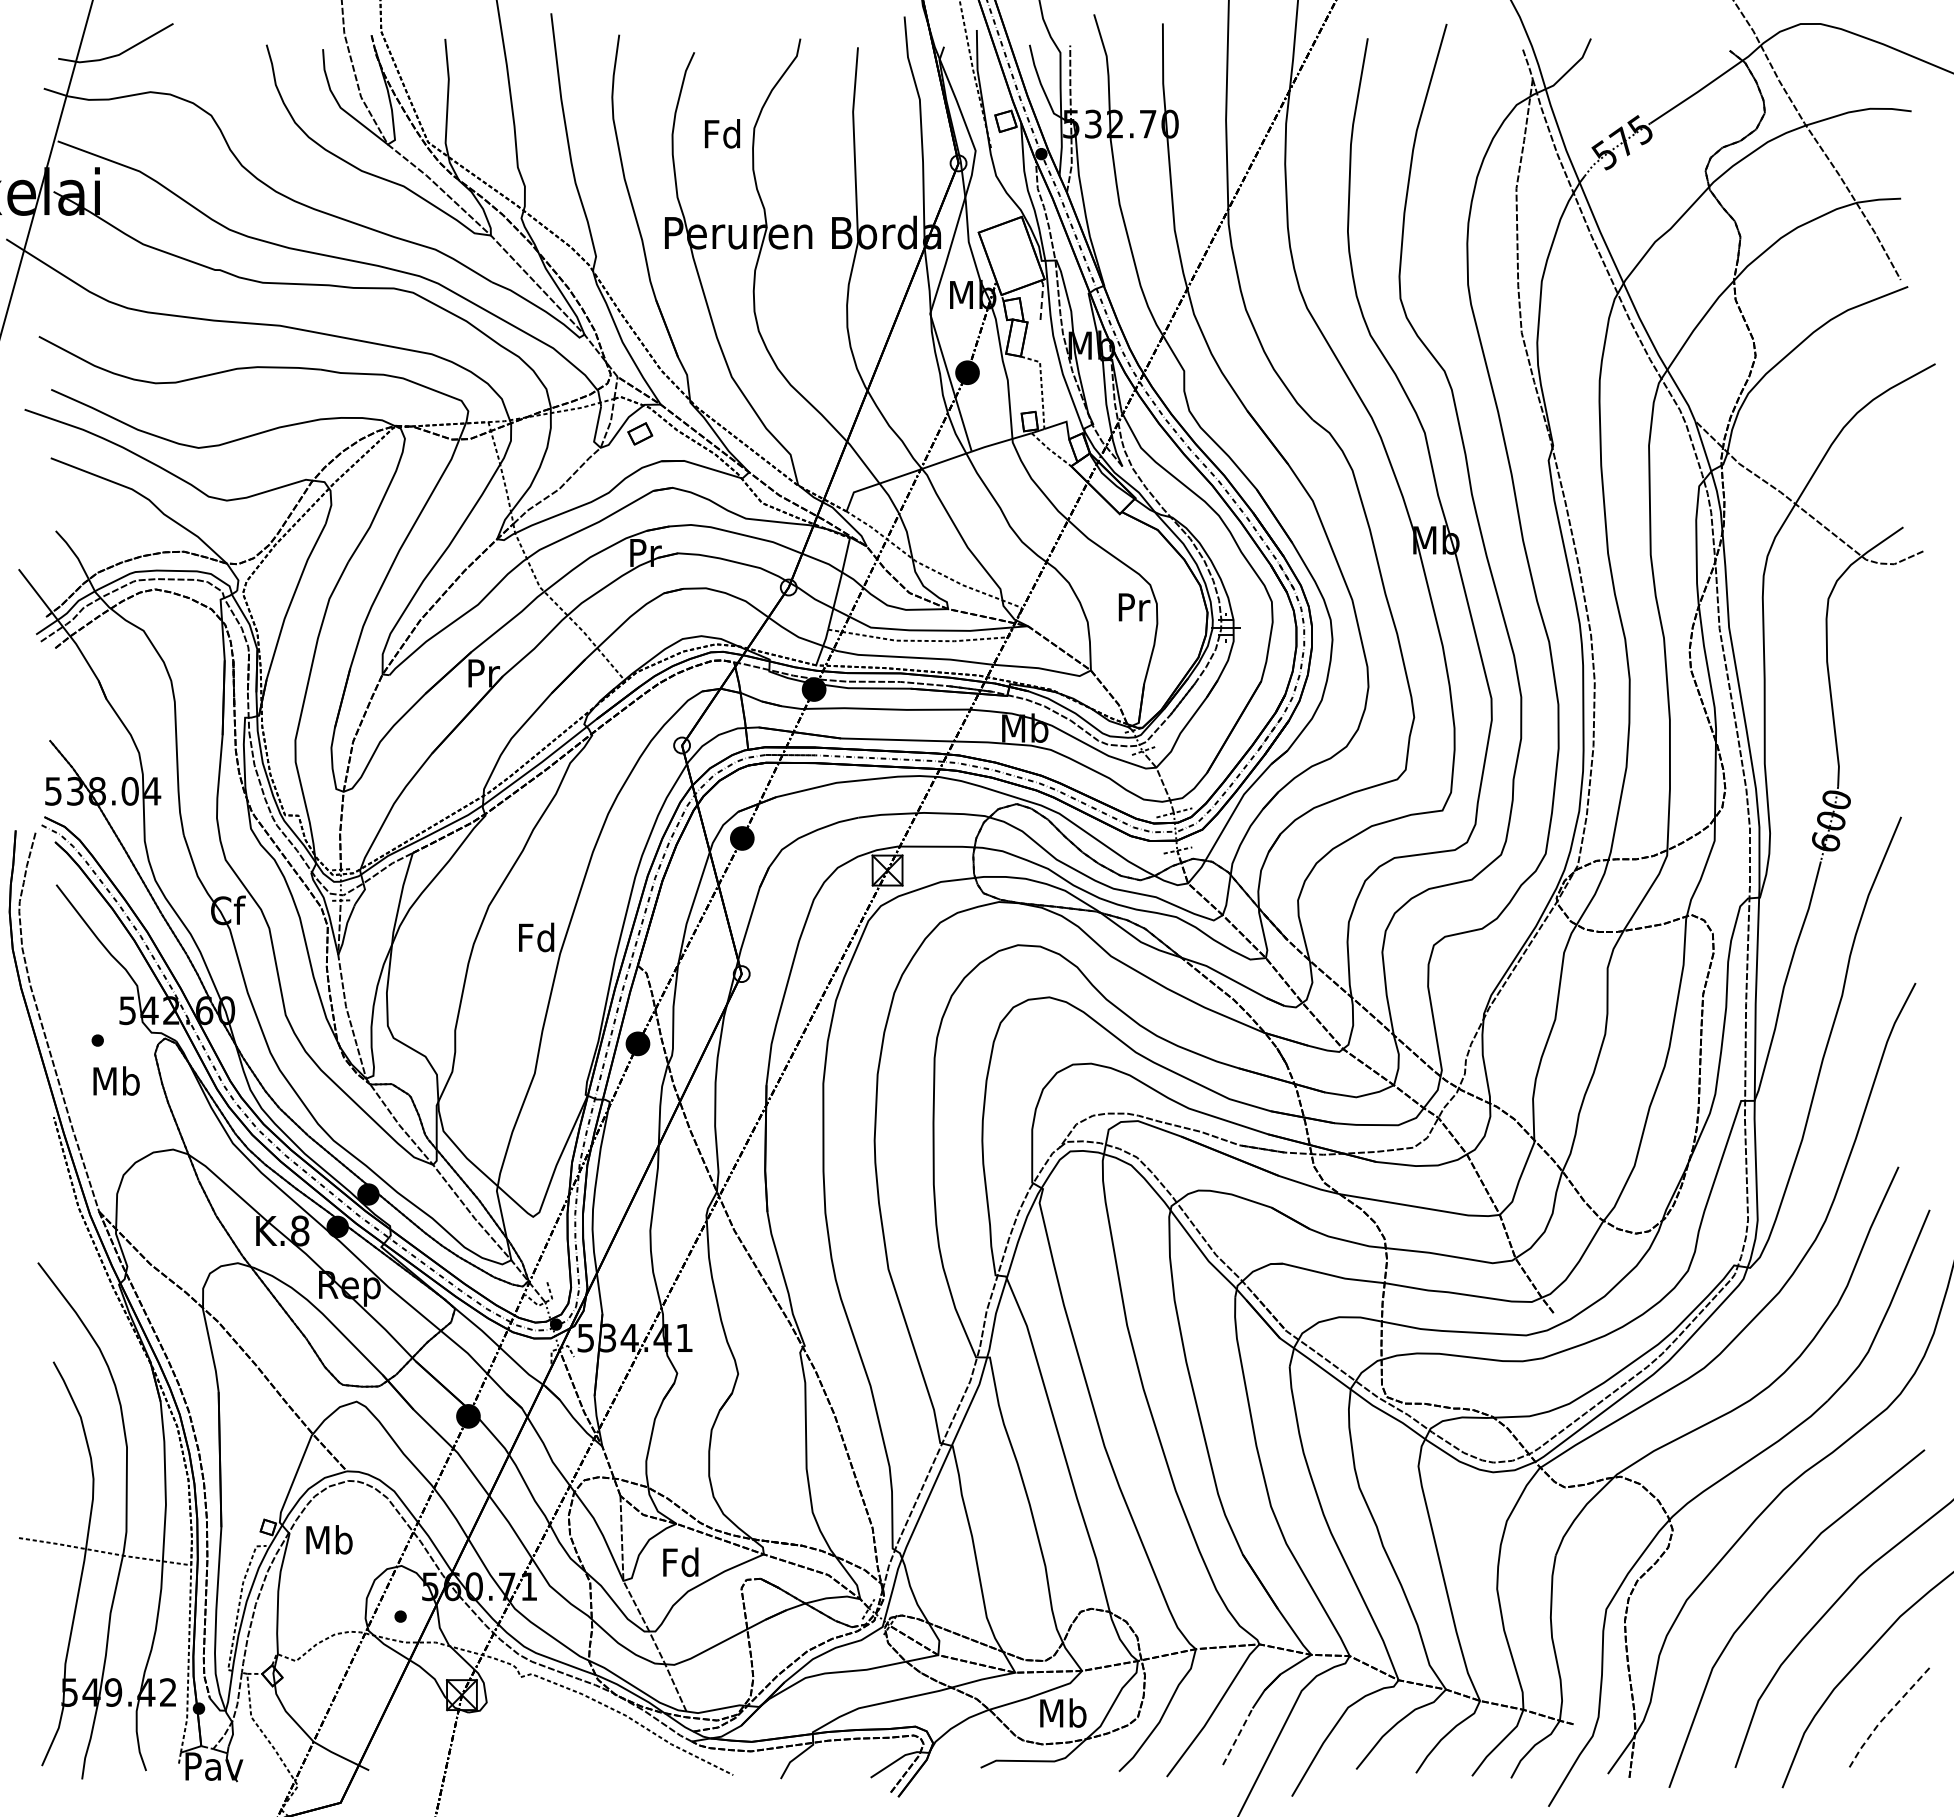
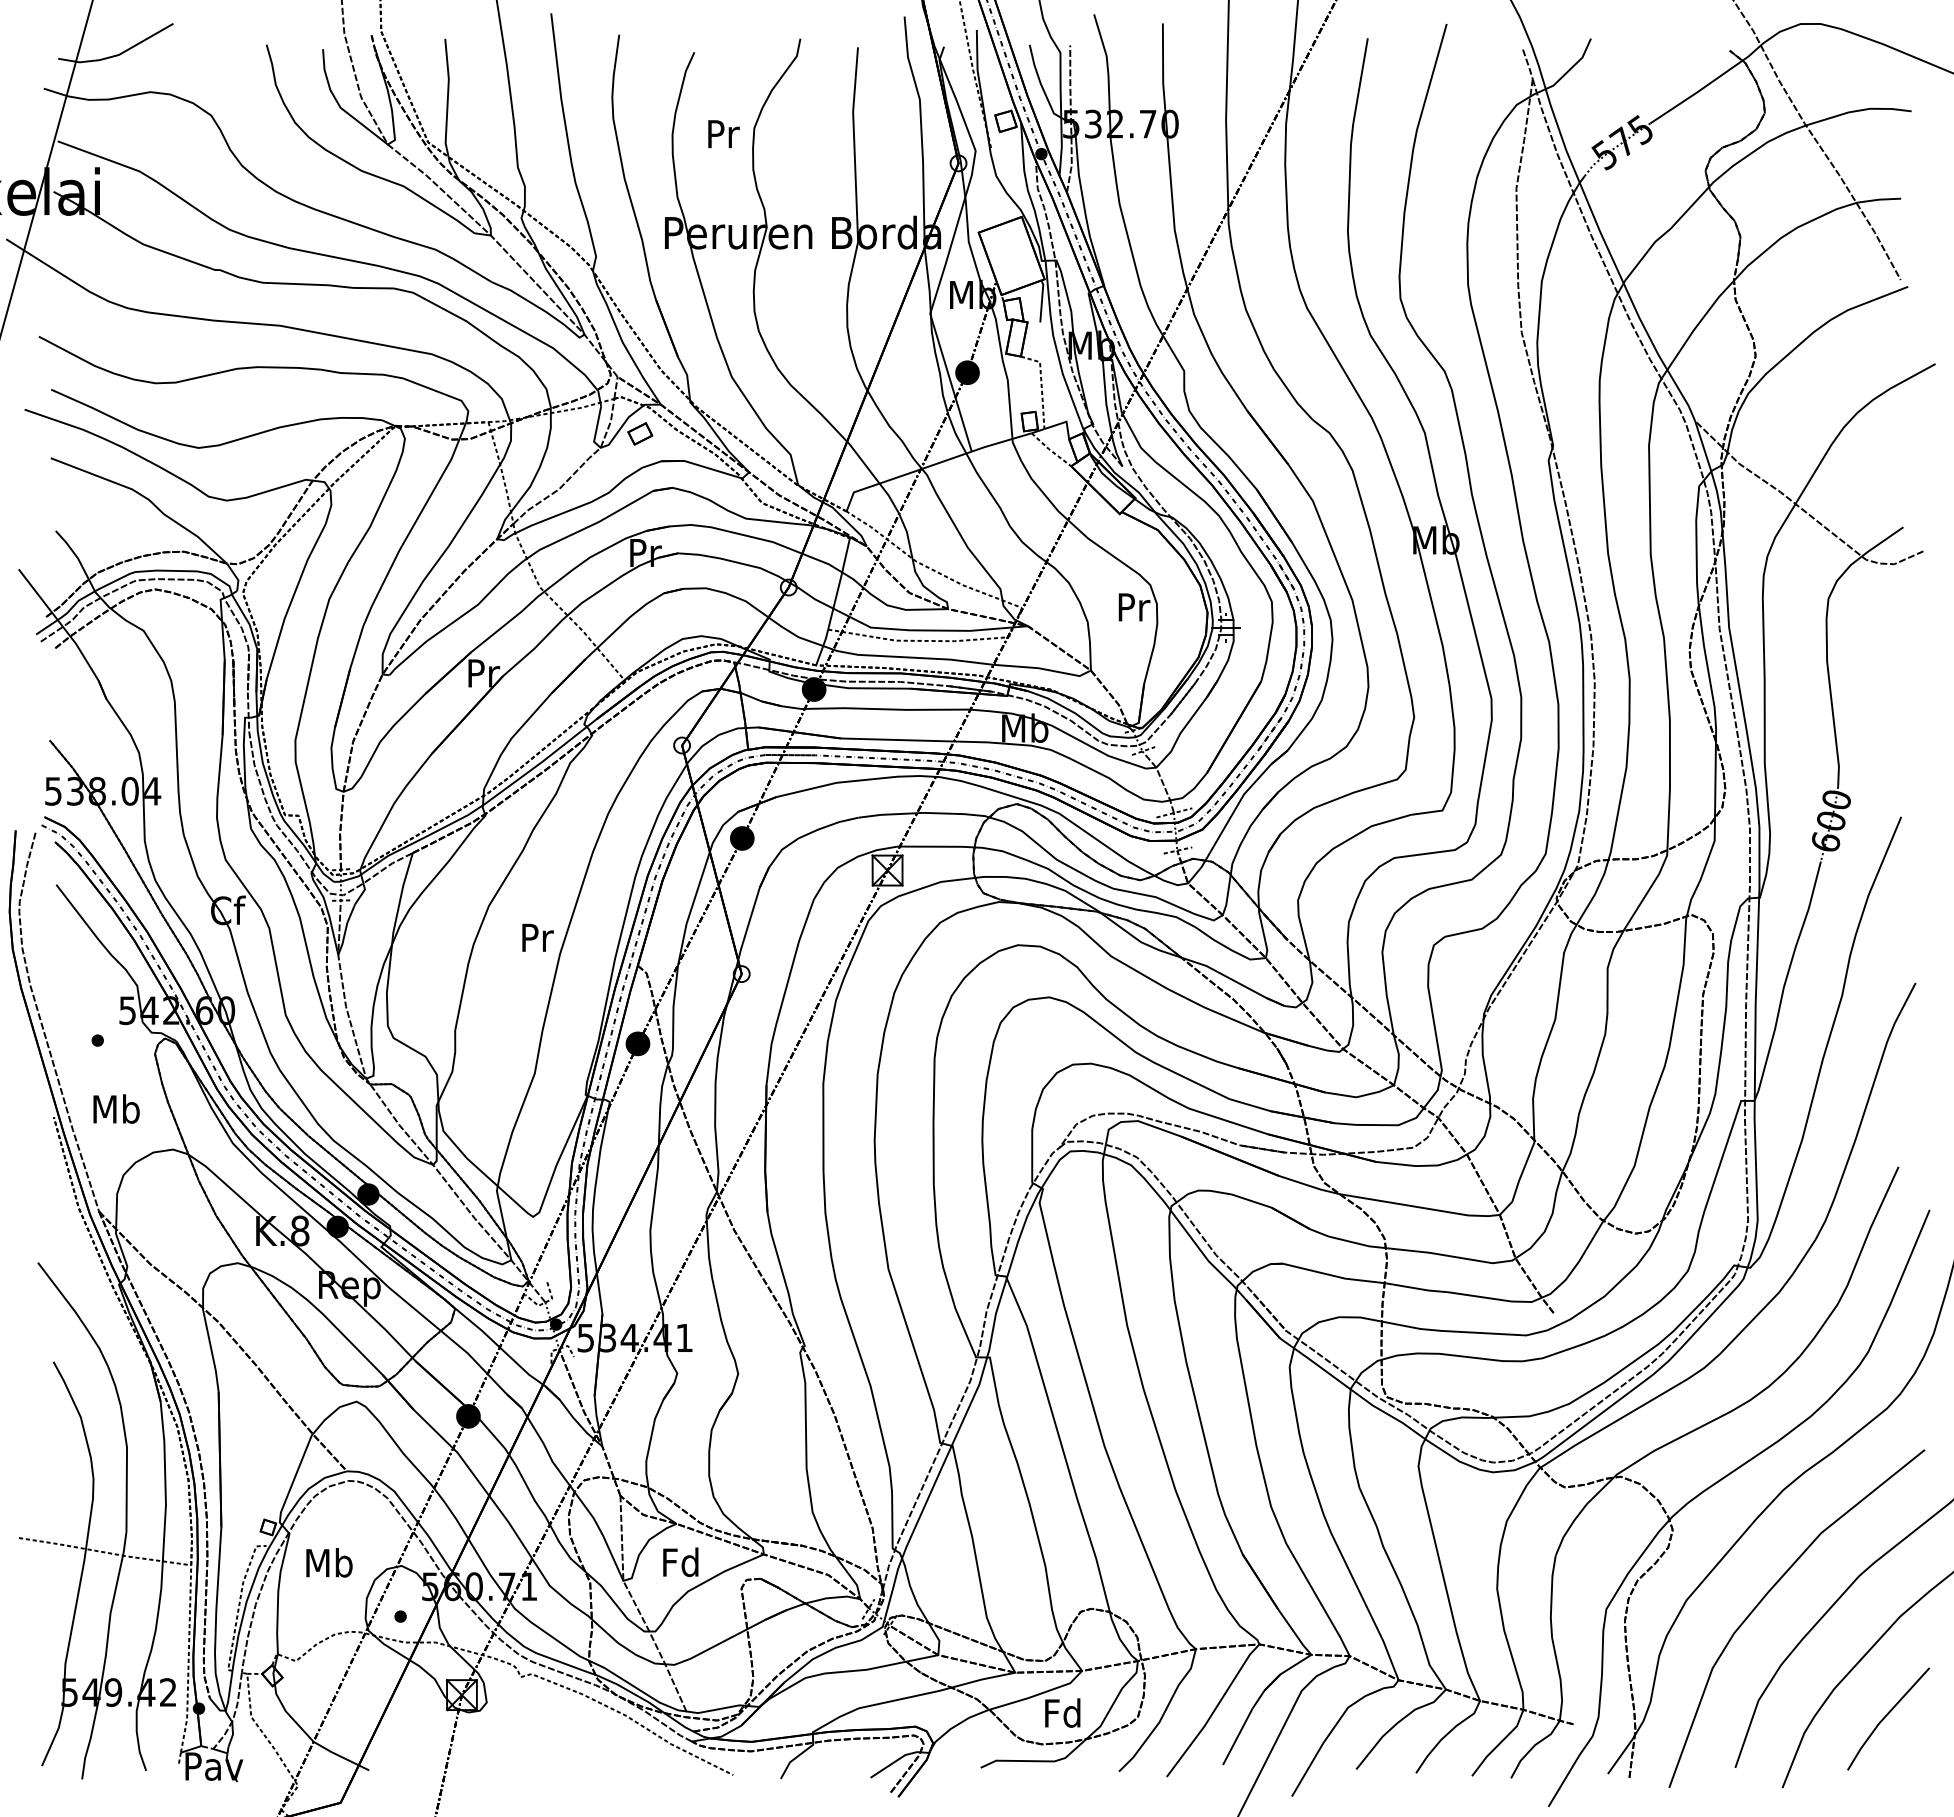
text: Fd -> Pr (722, 133)
line: dashed -> solid (1042, 300)
text: Fd -> Pr (536, 937)
text position: (116, 1080) -> (116, 1108) (116, 1108)
text position: (329, 1539) -> (329, 1562) (329, 1562)
text: Mb -> Fd (1063, 1712)
line: dashed -> solid (1884, 1717)
line: dashed -> solid (1237, 1736)
